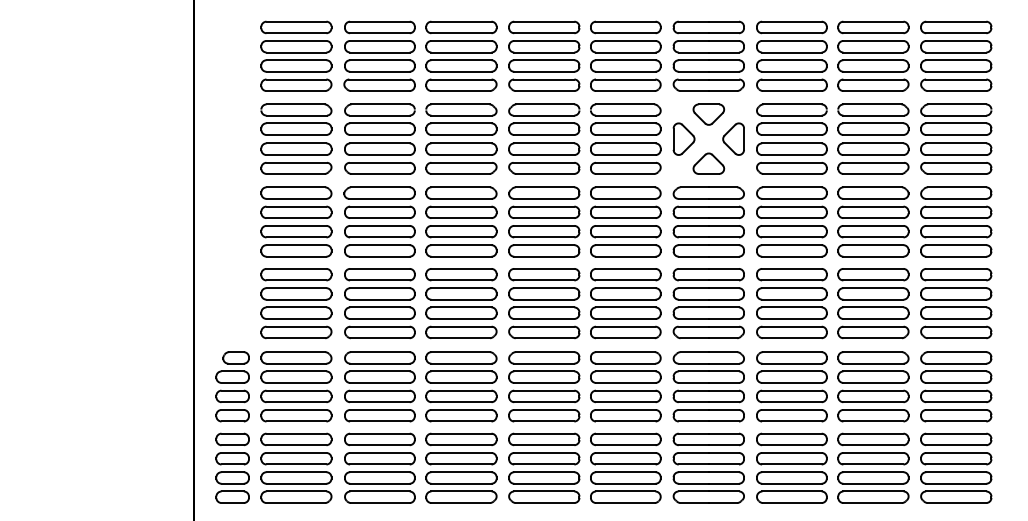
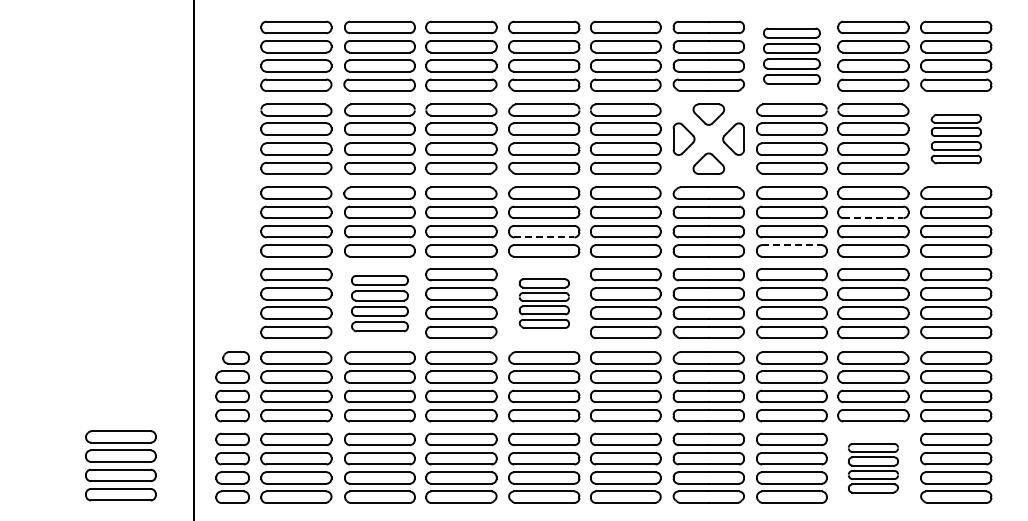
part size: 72x72 px -> 58x58 px (791, 55)
part size: 73x72 px -> 52x51 px (955, 139)
line: solid -> dashed (873, 218)
line: solid -> dashed (544, 237)
line: solid -> dashed (791, 245)
part size: 72x72 px -> 58x58 px (379, 303)
part size: 73x72 px -> 52x51 px (543, 303)
part: none -> present (120, 465)
part size: 73x72 px -> 51x51 px (873, 468)
